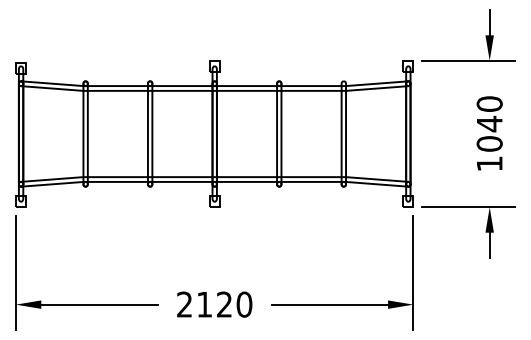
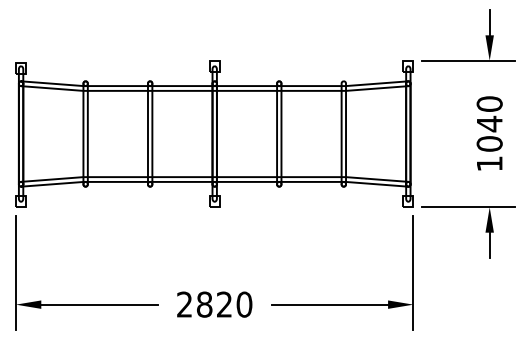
text: 2120 -> 2820 (204, 304)
